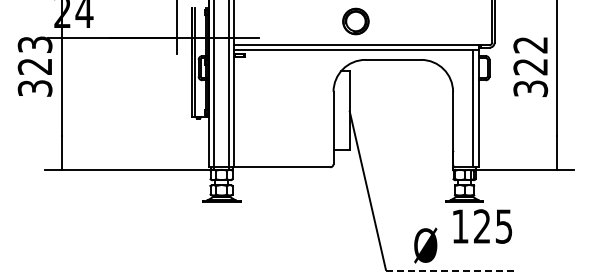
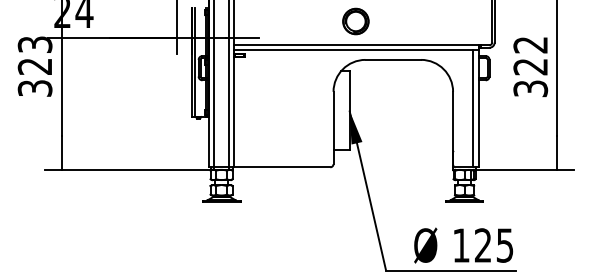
fill: none -> present (355, 127)
text position: (482, 226) -> (483, 245) (483, 245)
line: dashed -> solid (450, 270)
